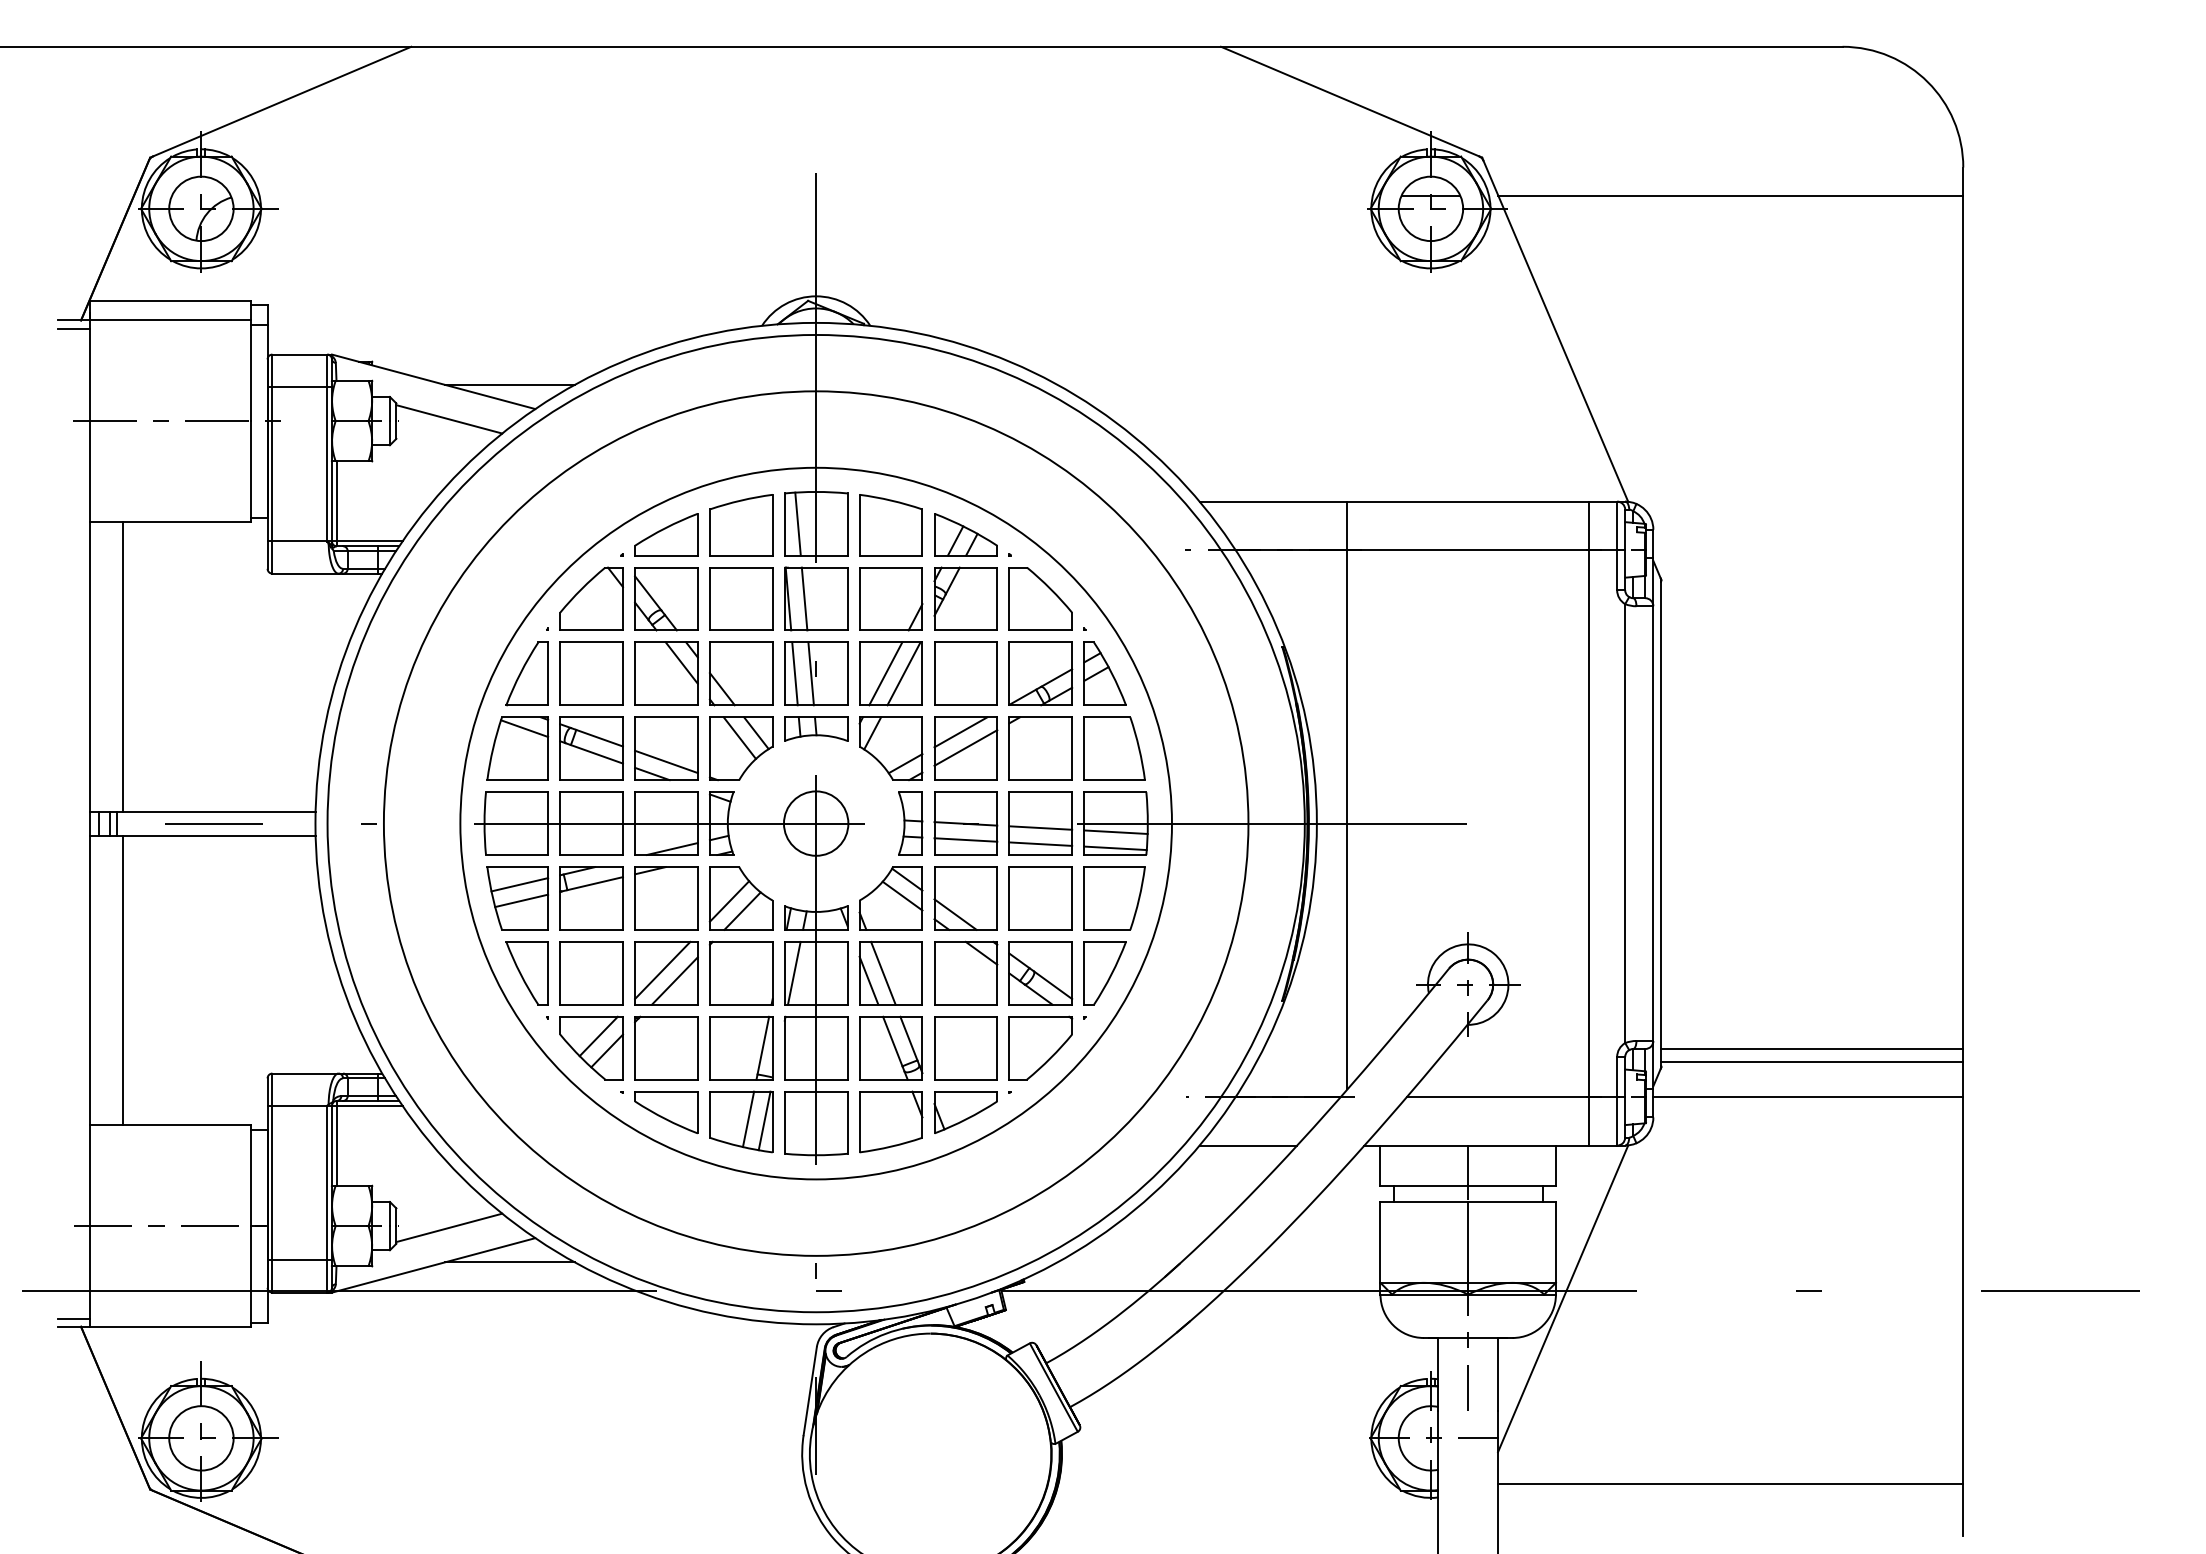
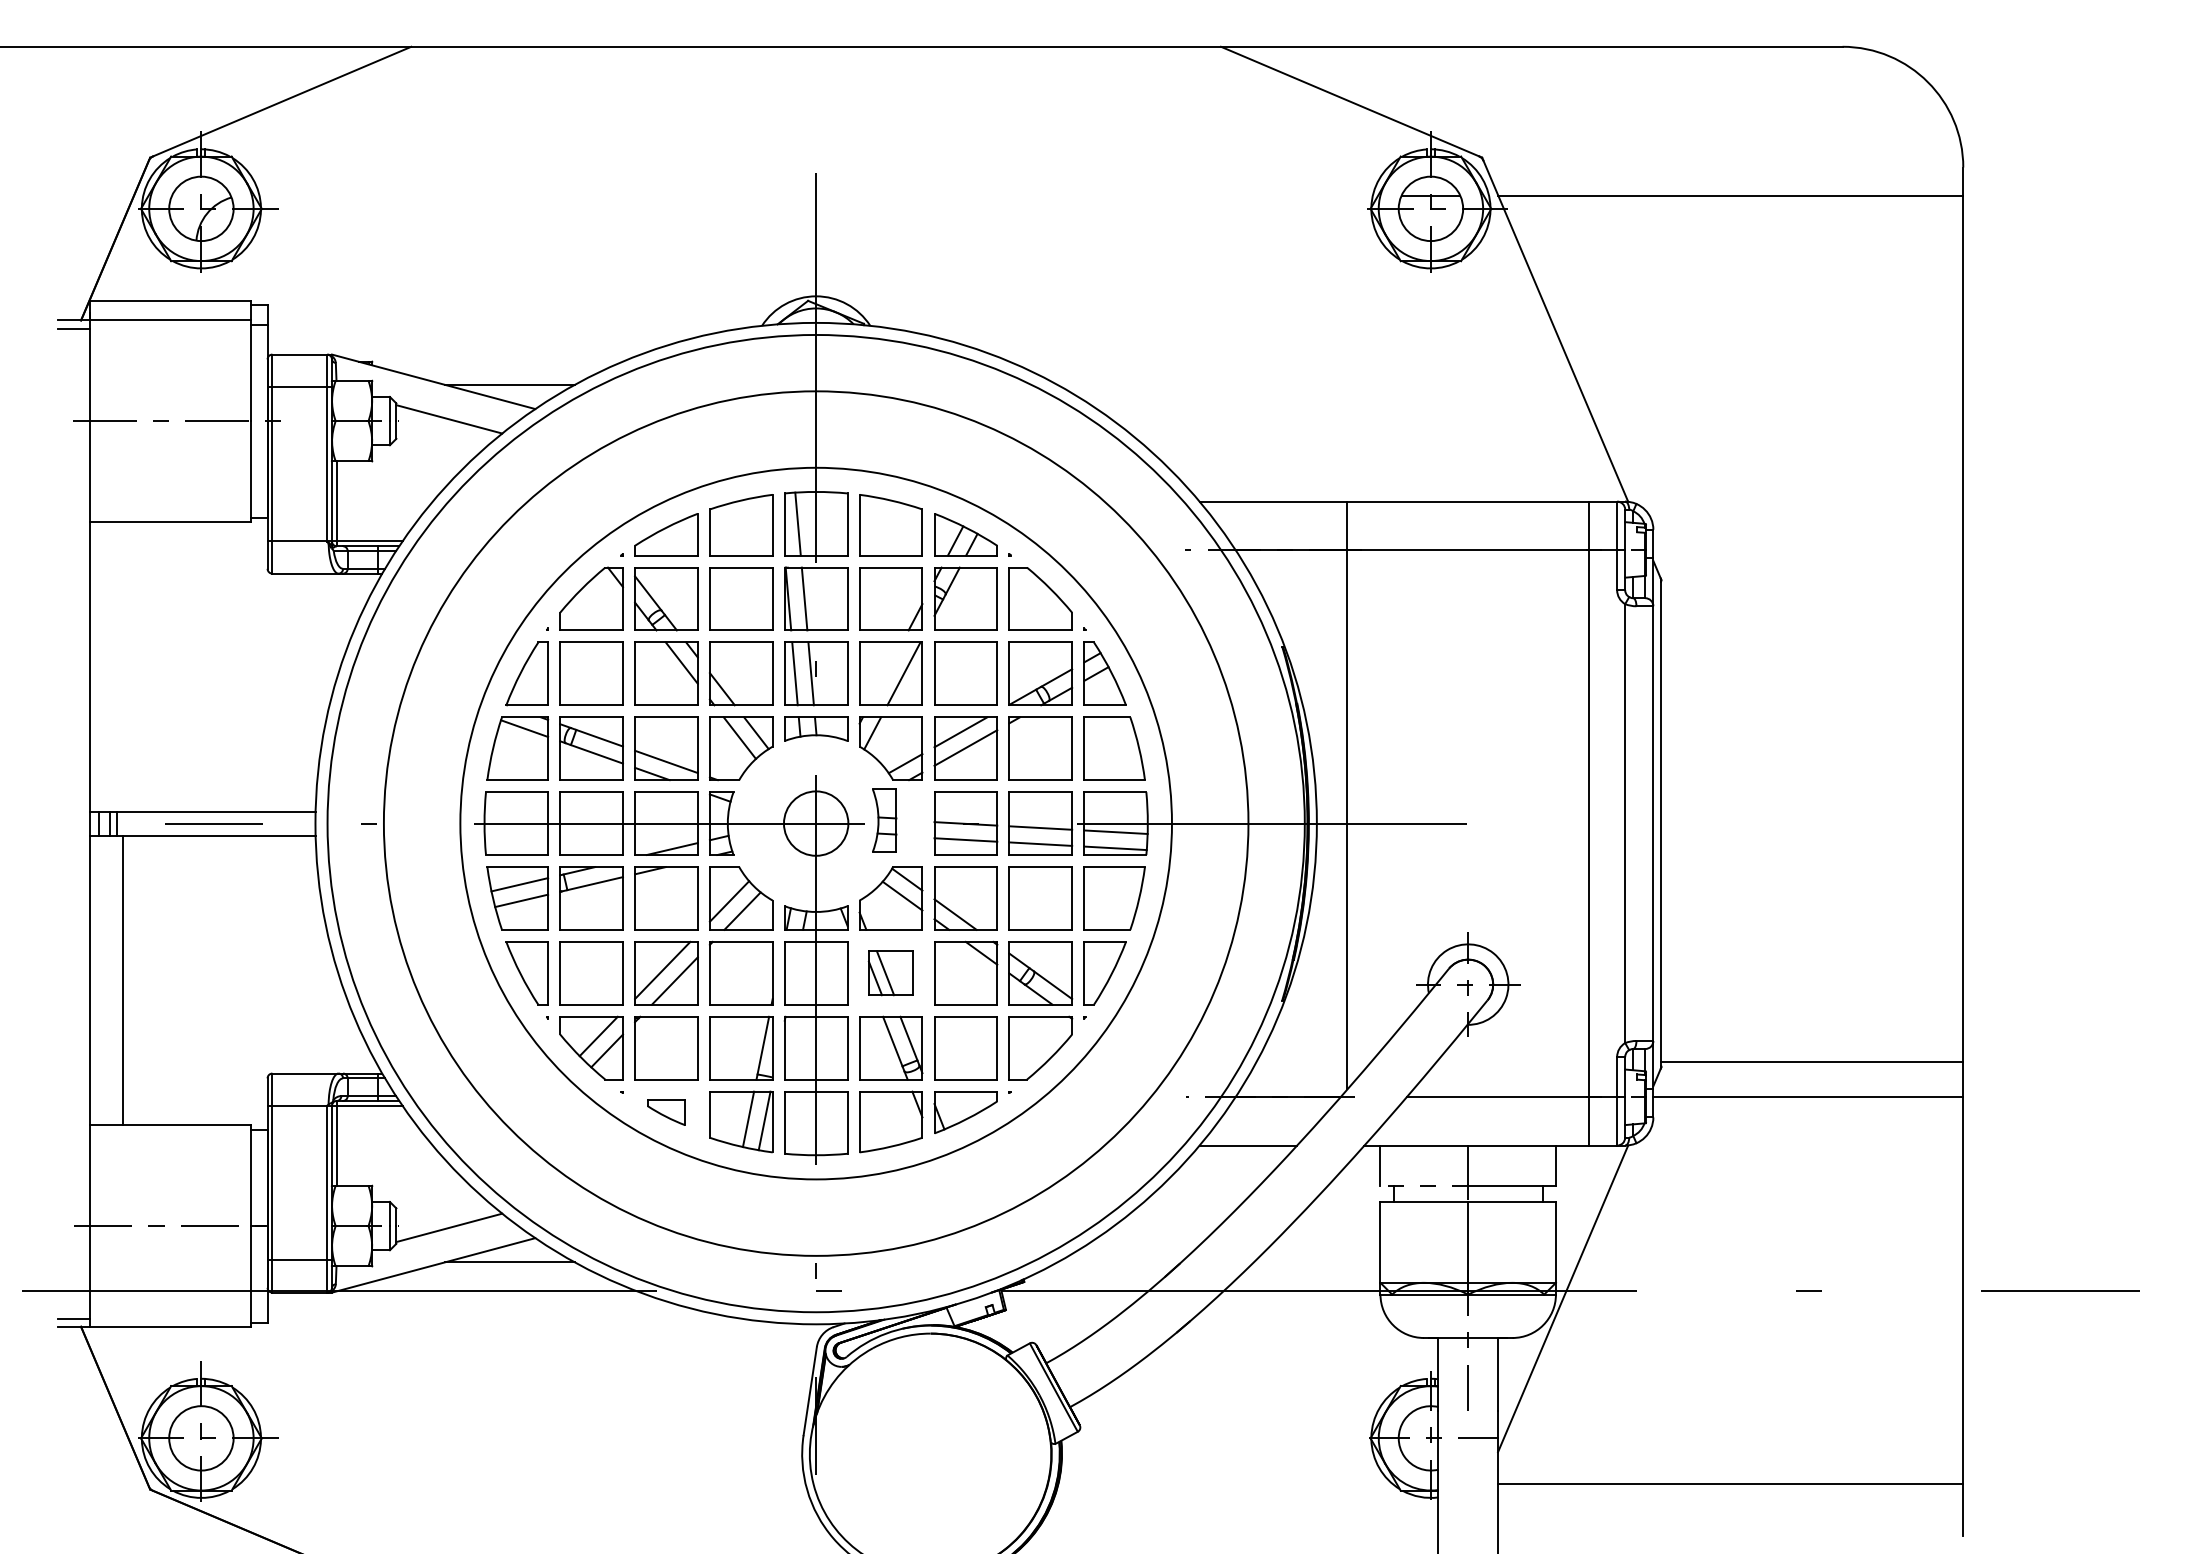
line: present -> none (122, 666)
line: present -> none (885, 673)
part position: (910, 823) -> (884, 820) (884, 820)
line: present -> none (793, 972)
part size: 65x66 px -> 47x47 px (890, 973)
line: present -> none (1812, 1048)
part size: 65x44 px -> 39x27 px (666, 1112)
line: solid -> dashed (1424, 1185)
